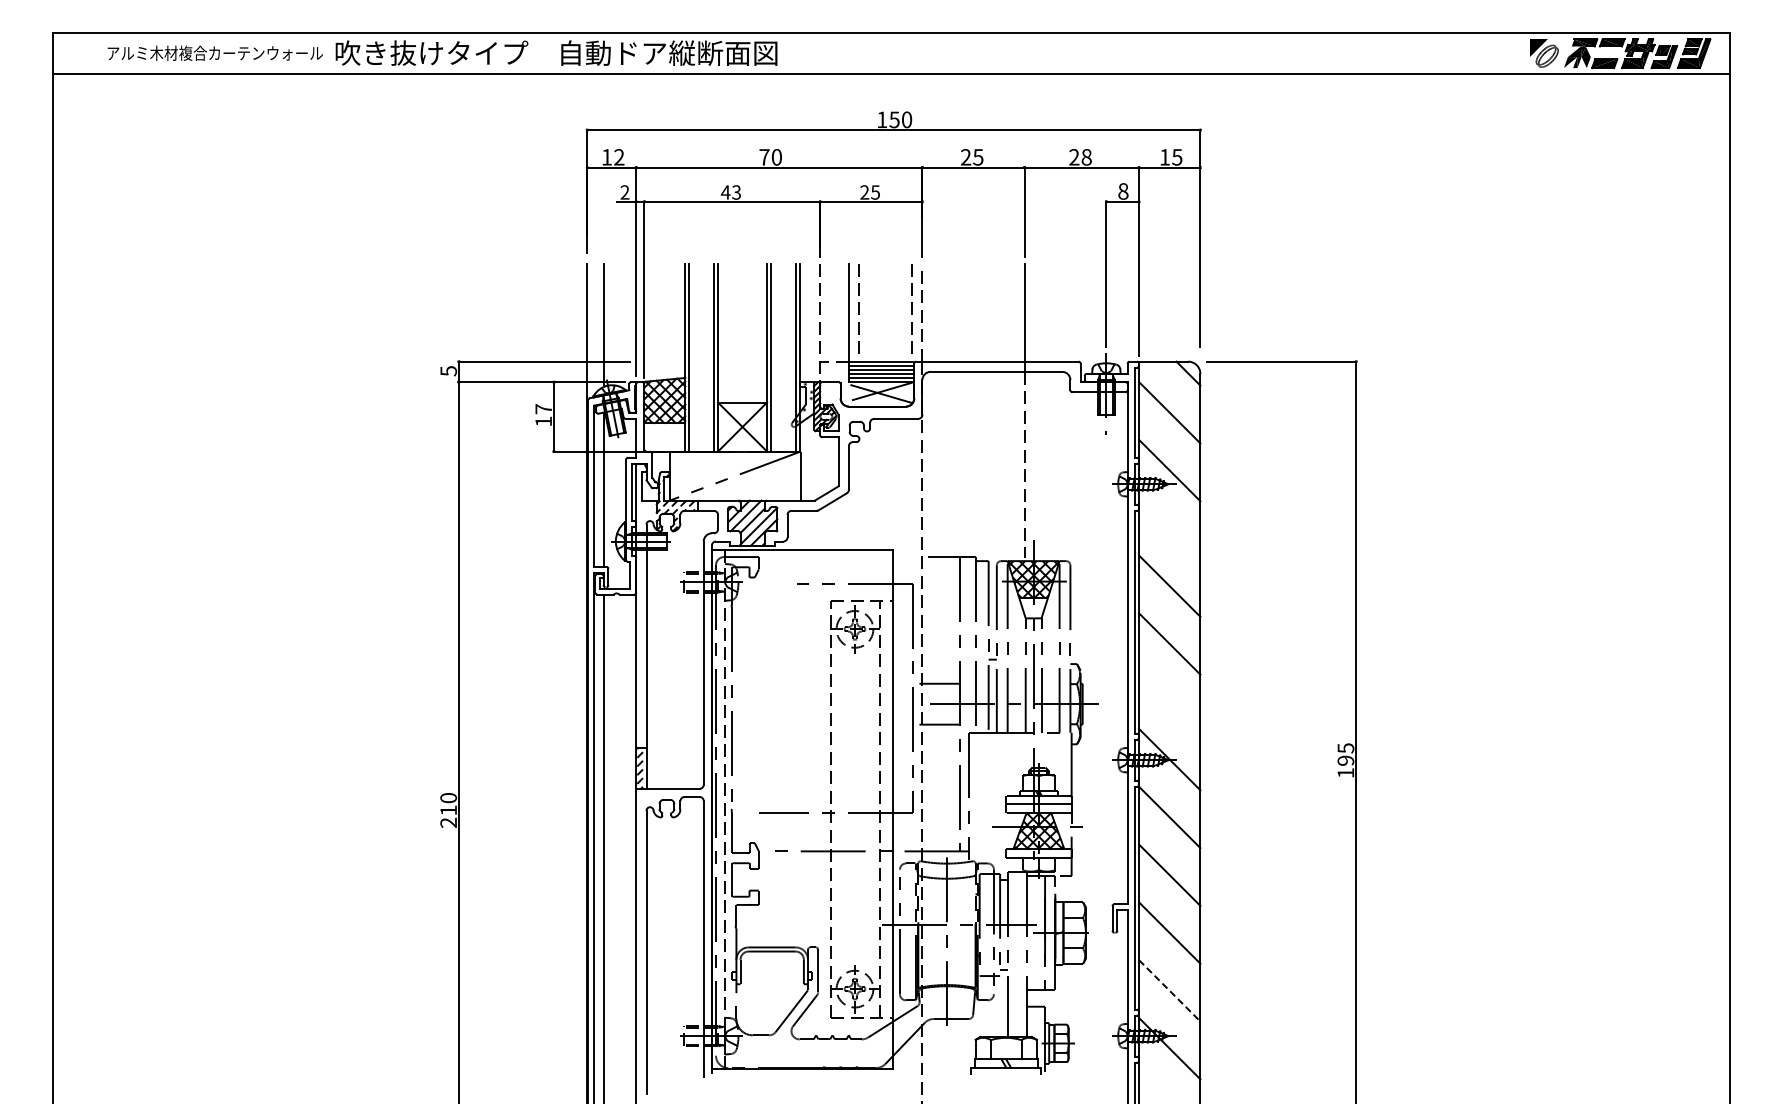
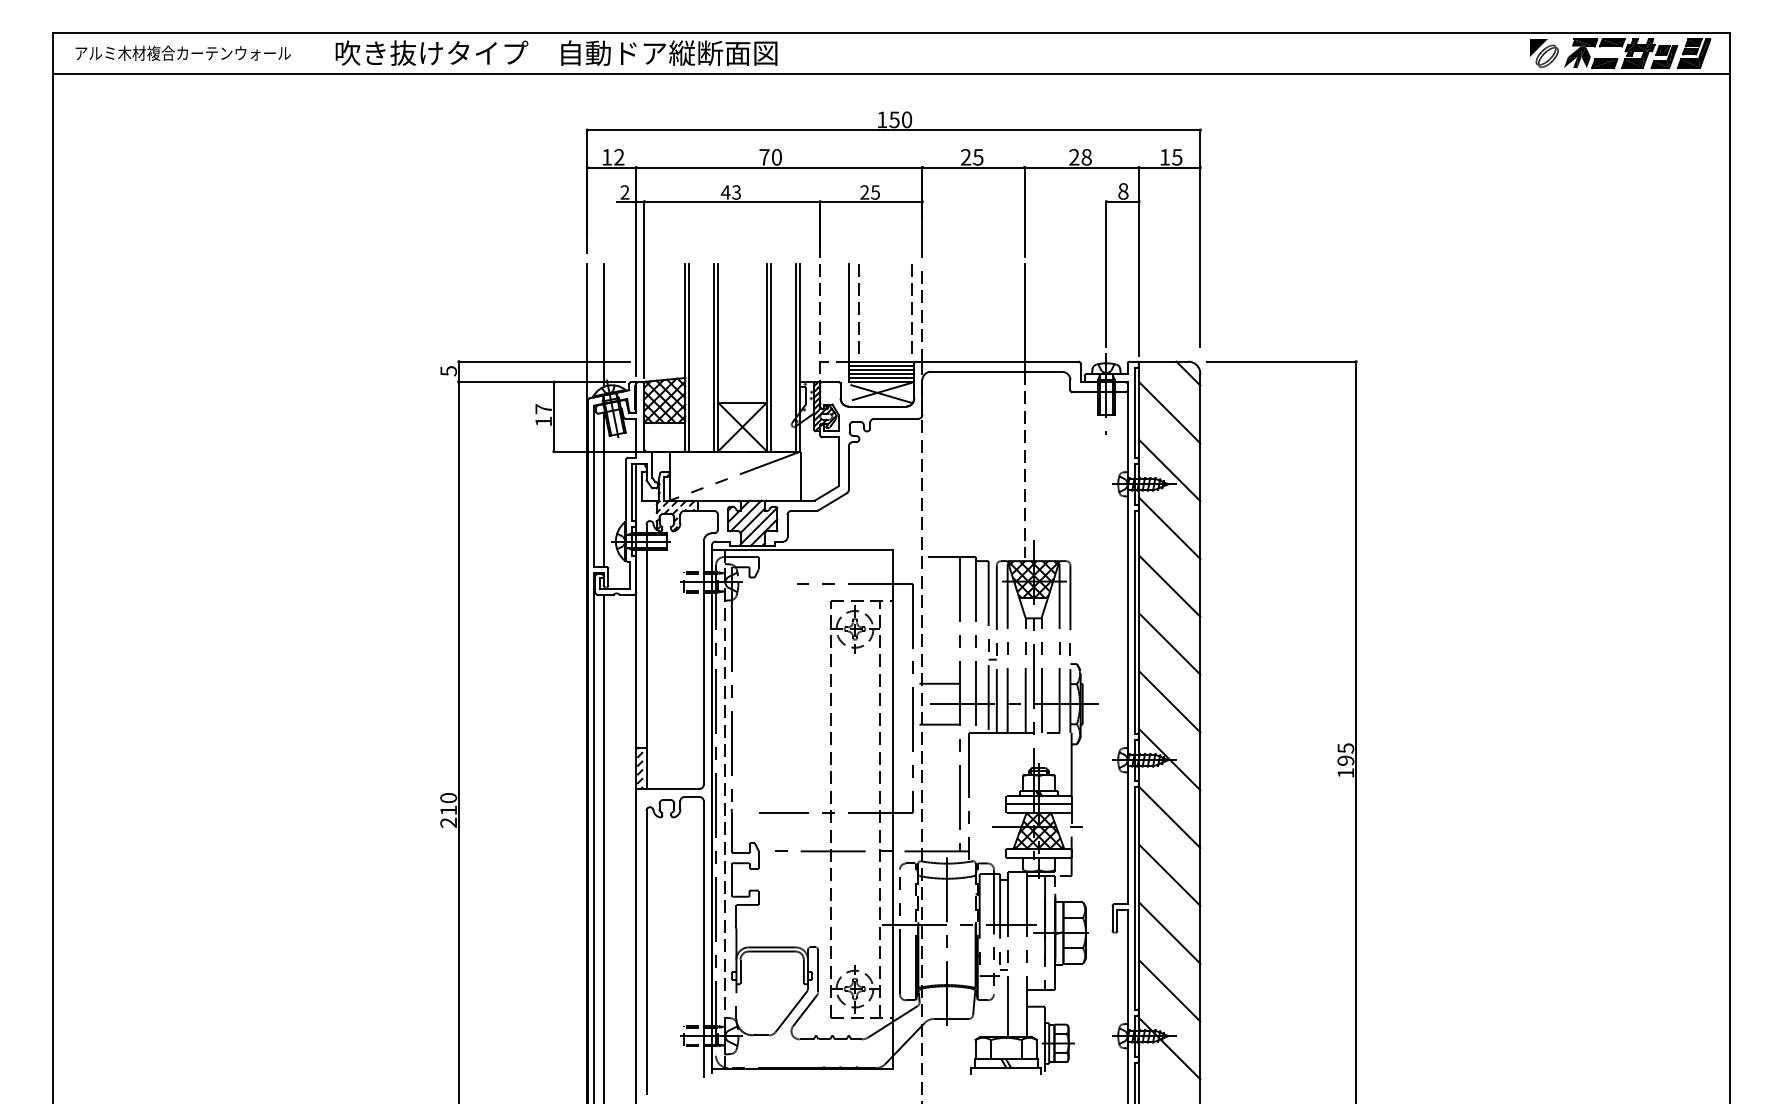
text position: (214, 52) -> (182, 52) (182, 52)
line: none -> present (1169, 528)
line: none -> present (1169, 701)
line: dashed -> solid (1170, 991)
